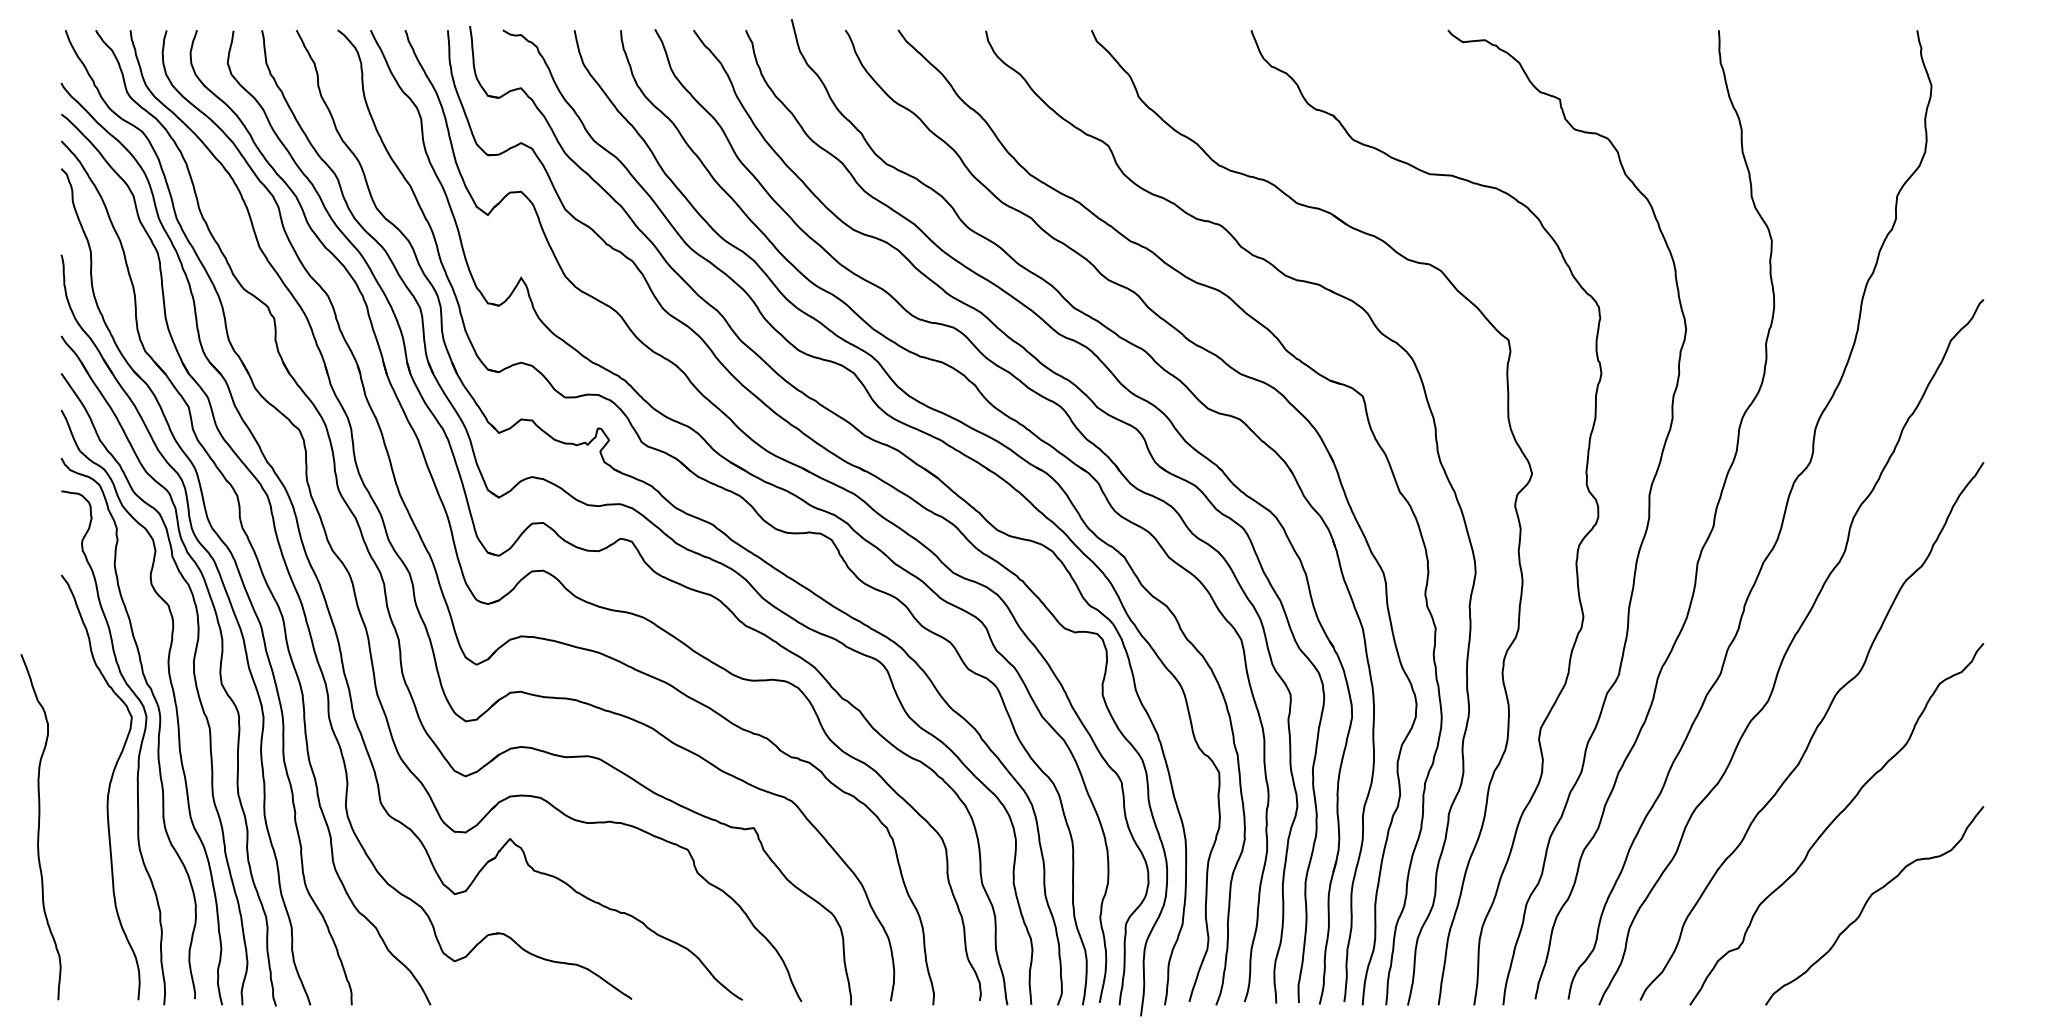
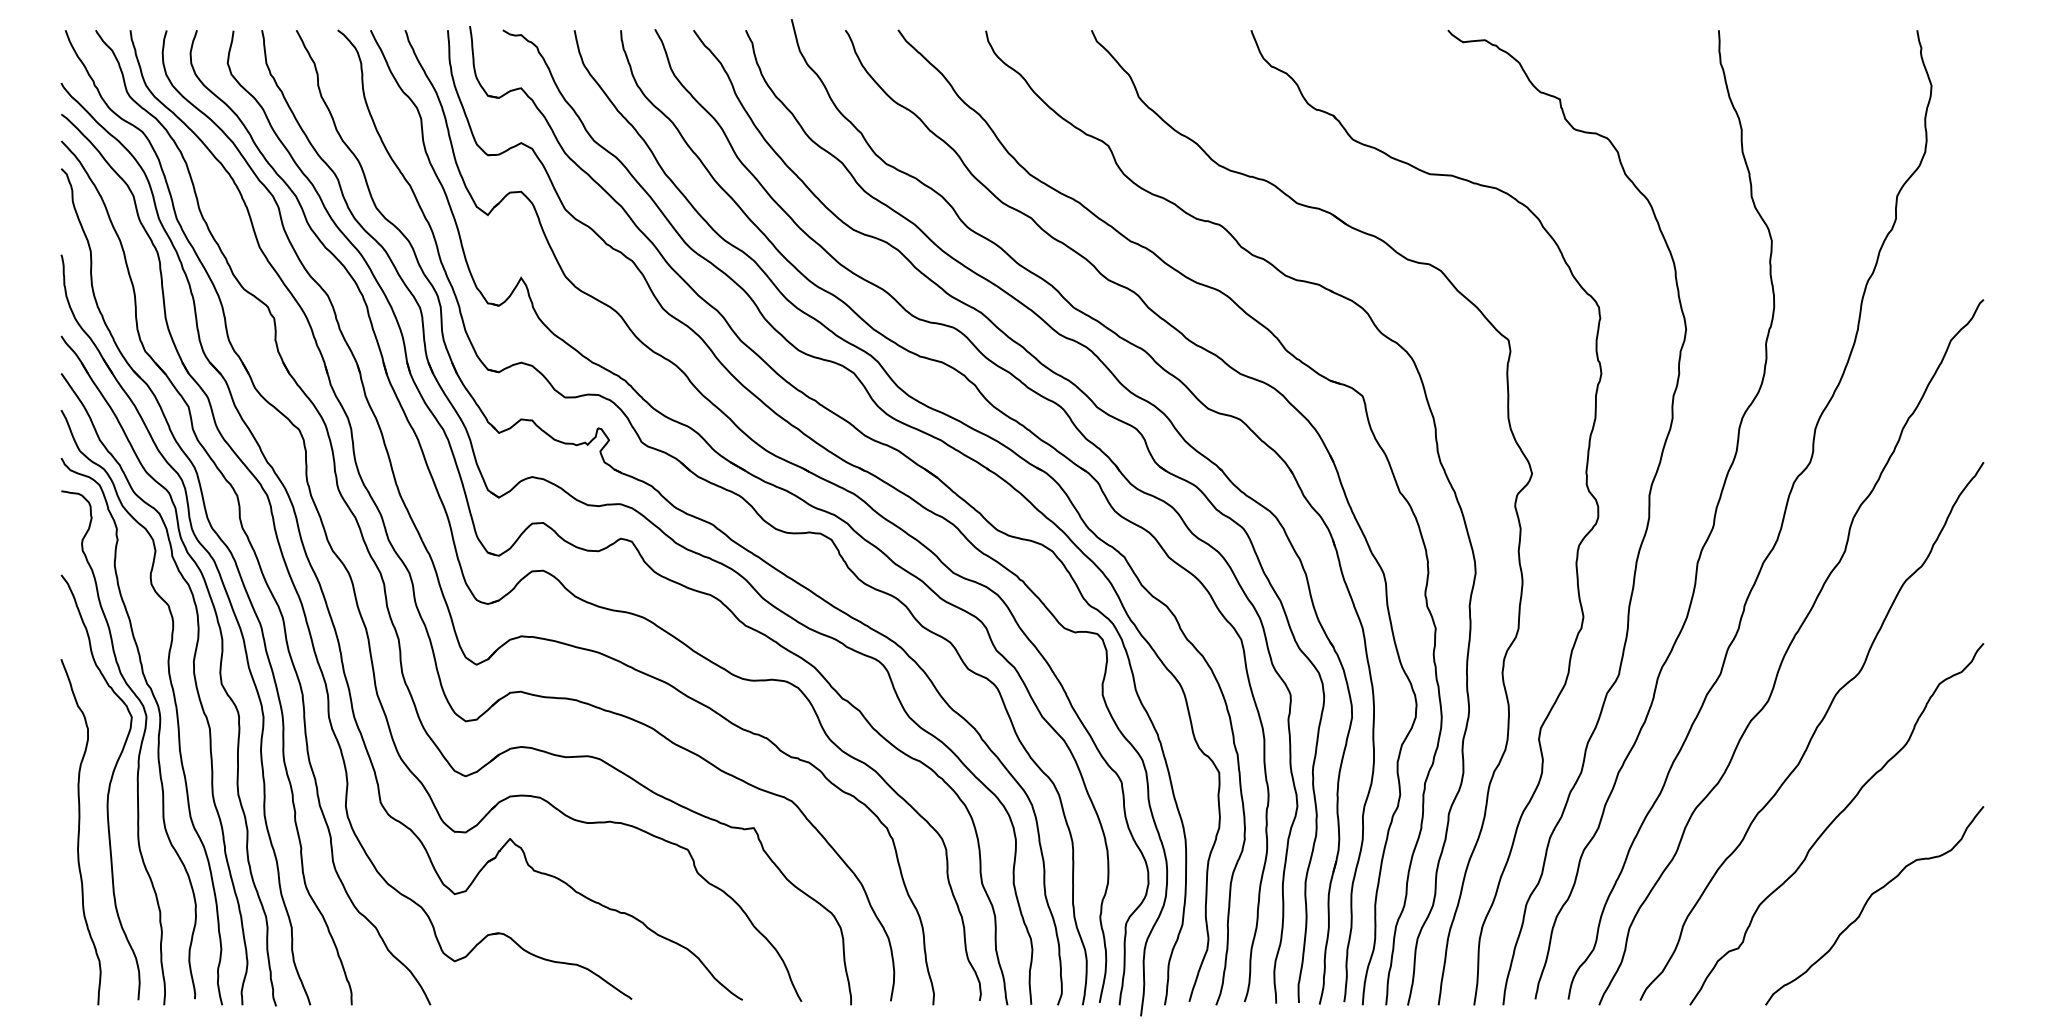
curve position: (39, 827) -> (79, 832) (79, 832)
